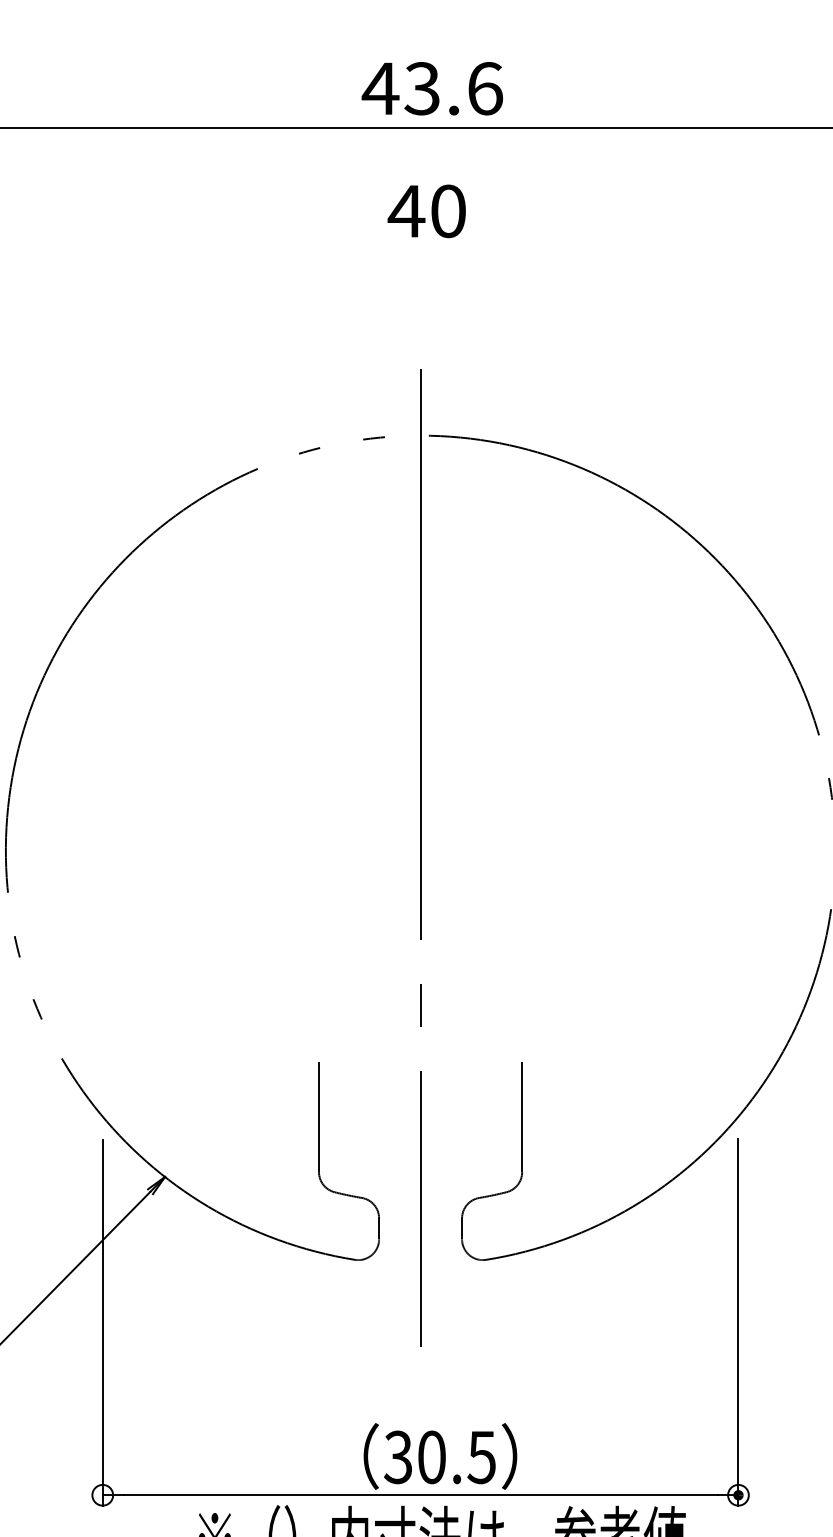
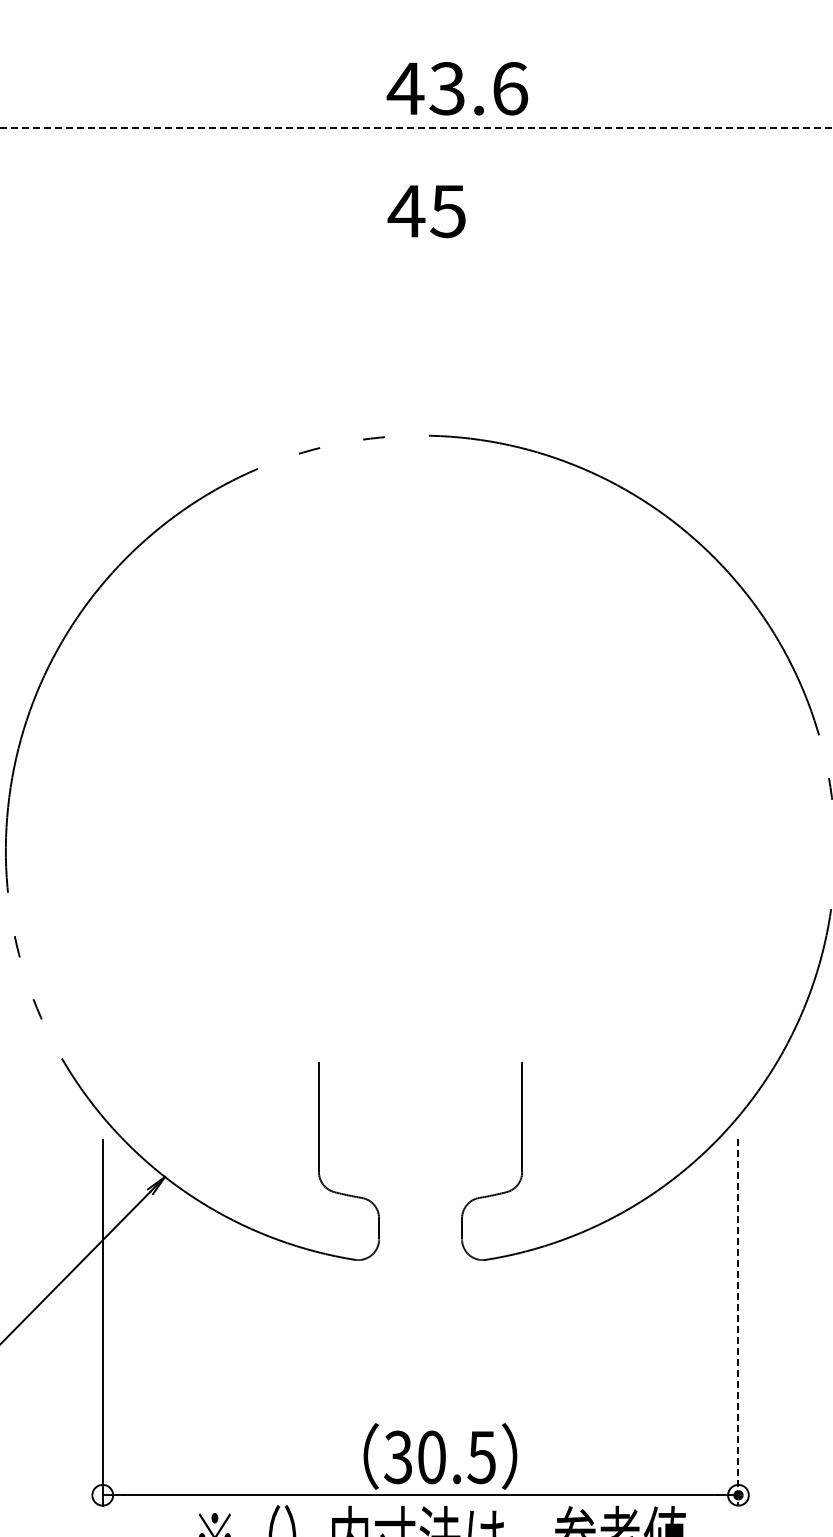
text position: (431, 88) -> (456, 88) (456, 88)
line: solid -> dashed (416, 127)
text: 40 -> 45 (447, 211)
line: present -> none (420, 857)
line: solid -> dashed (738, 1323)
